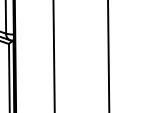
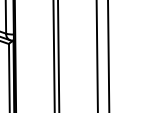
line: none -> present (58, 55)
line: none -> present (96, 55)
